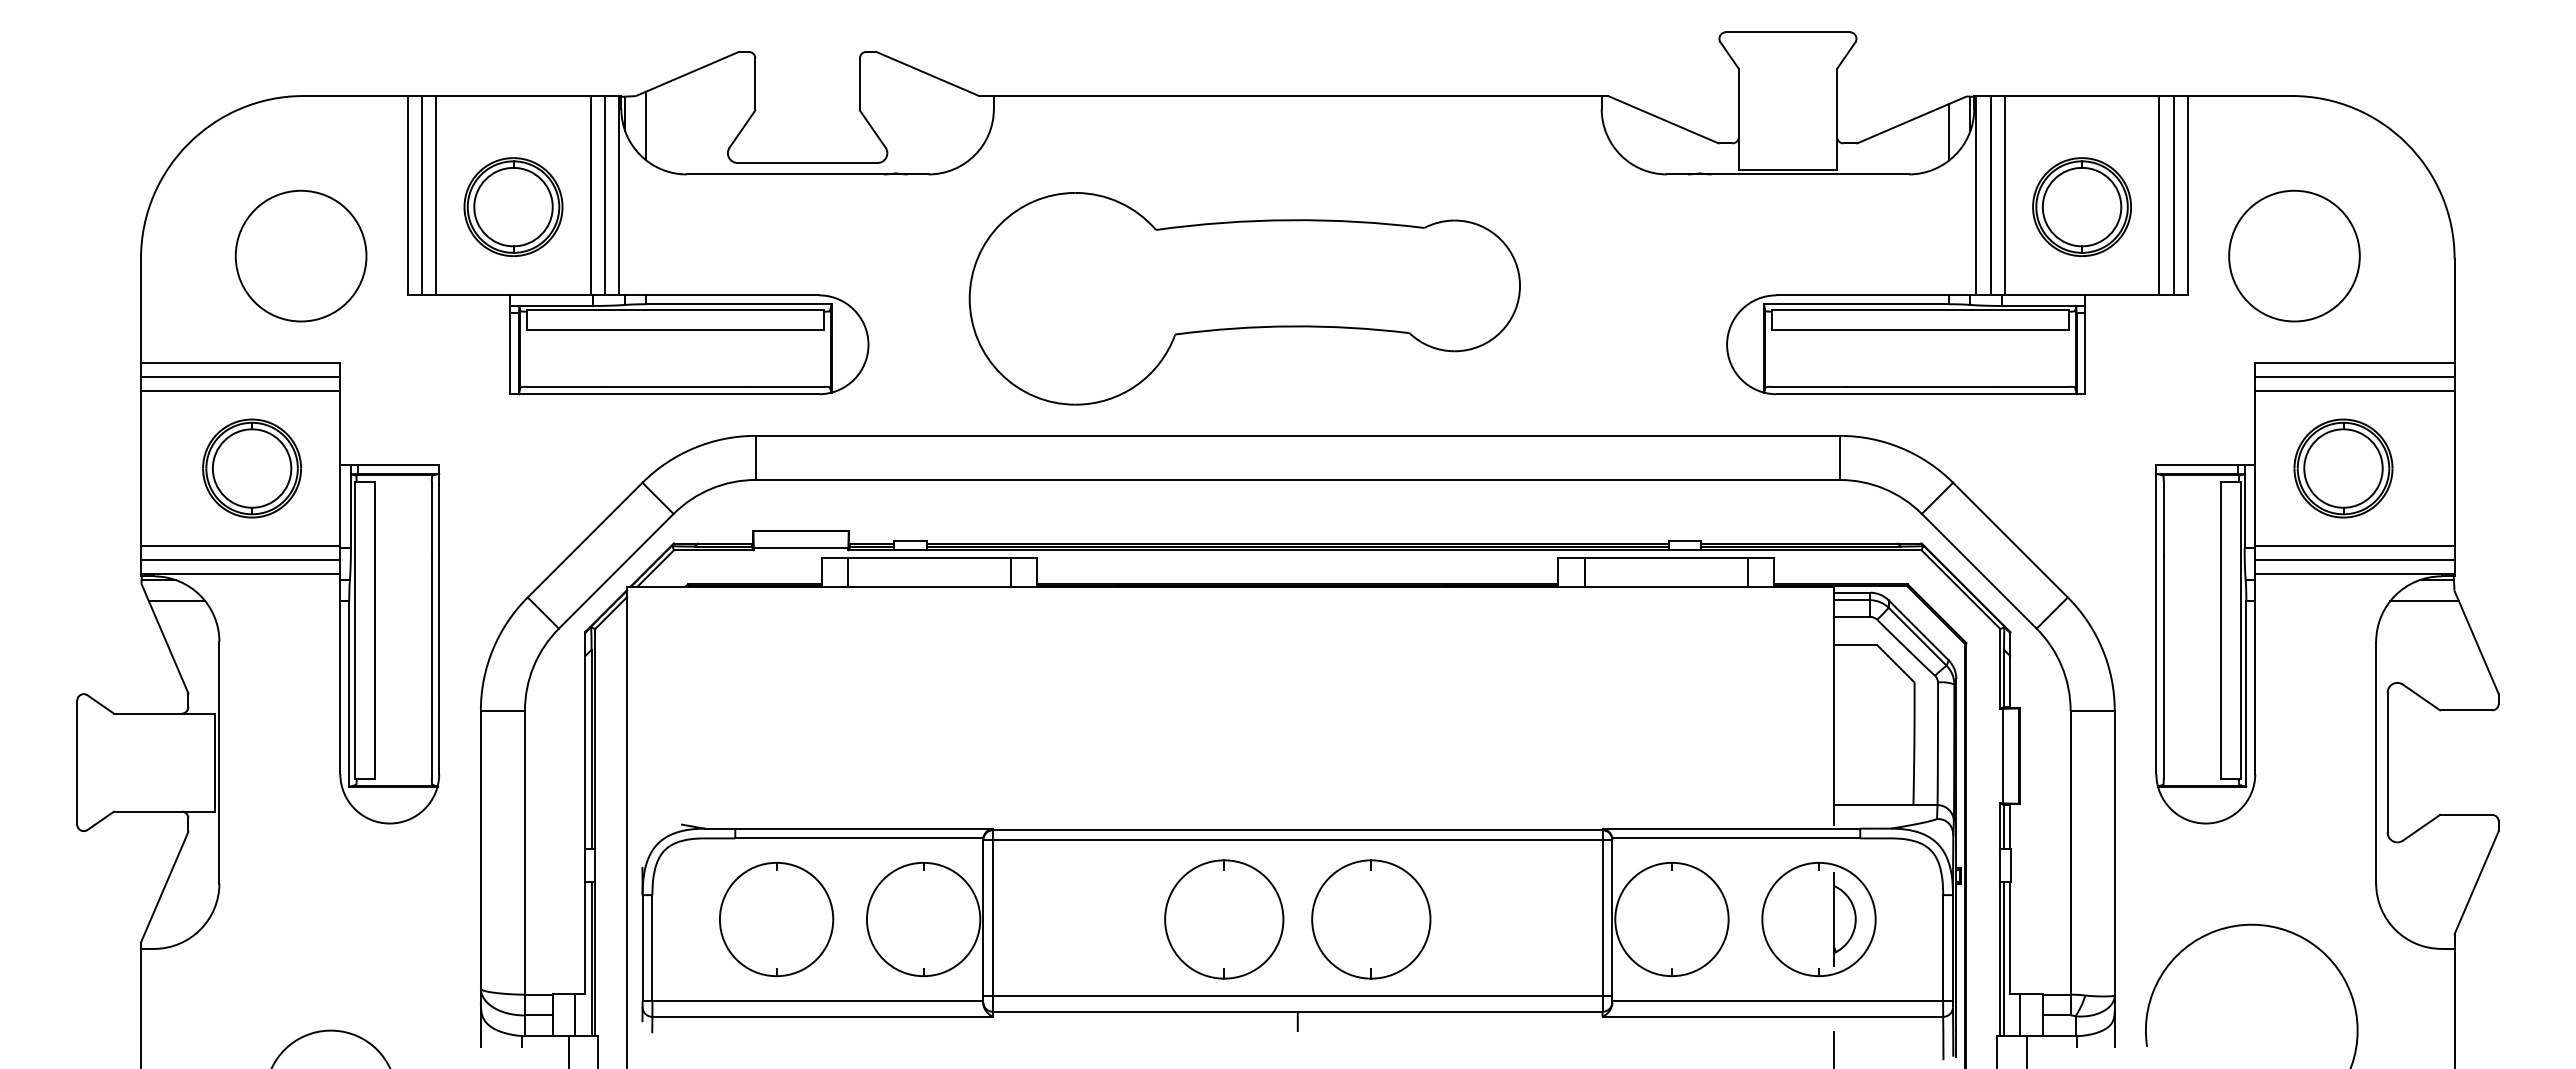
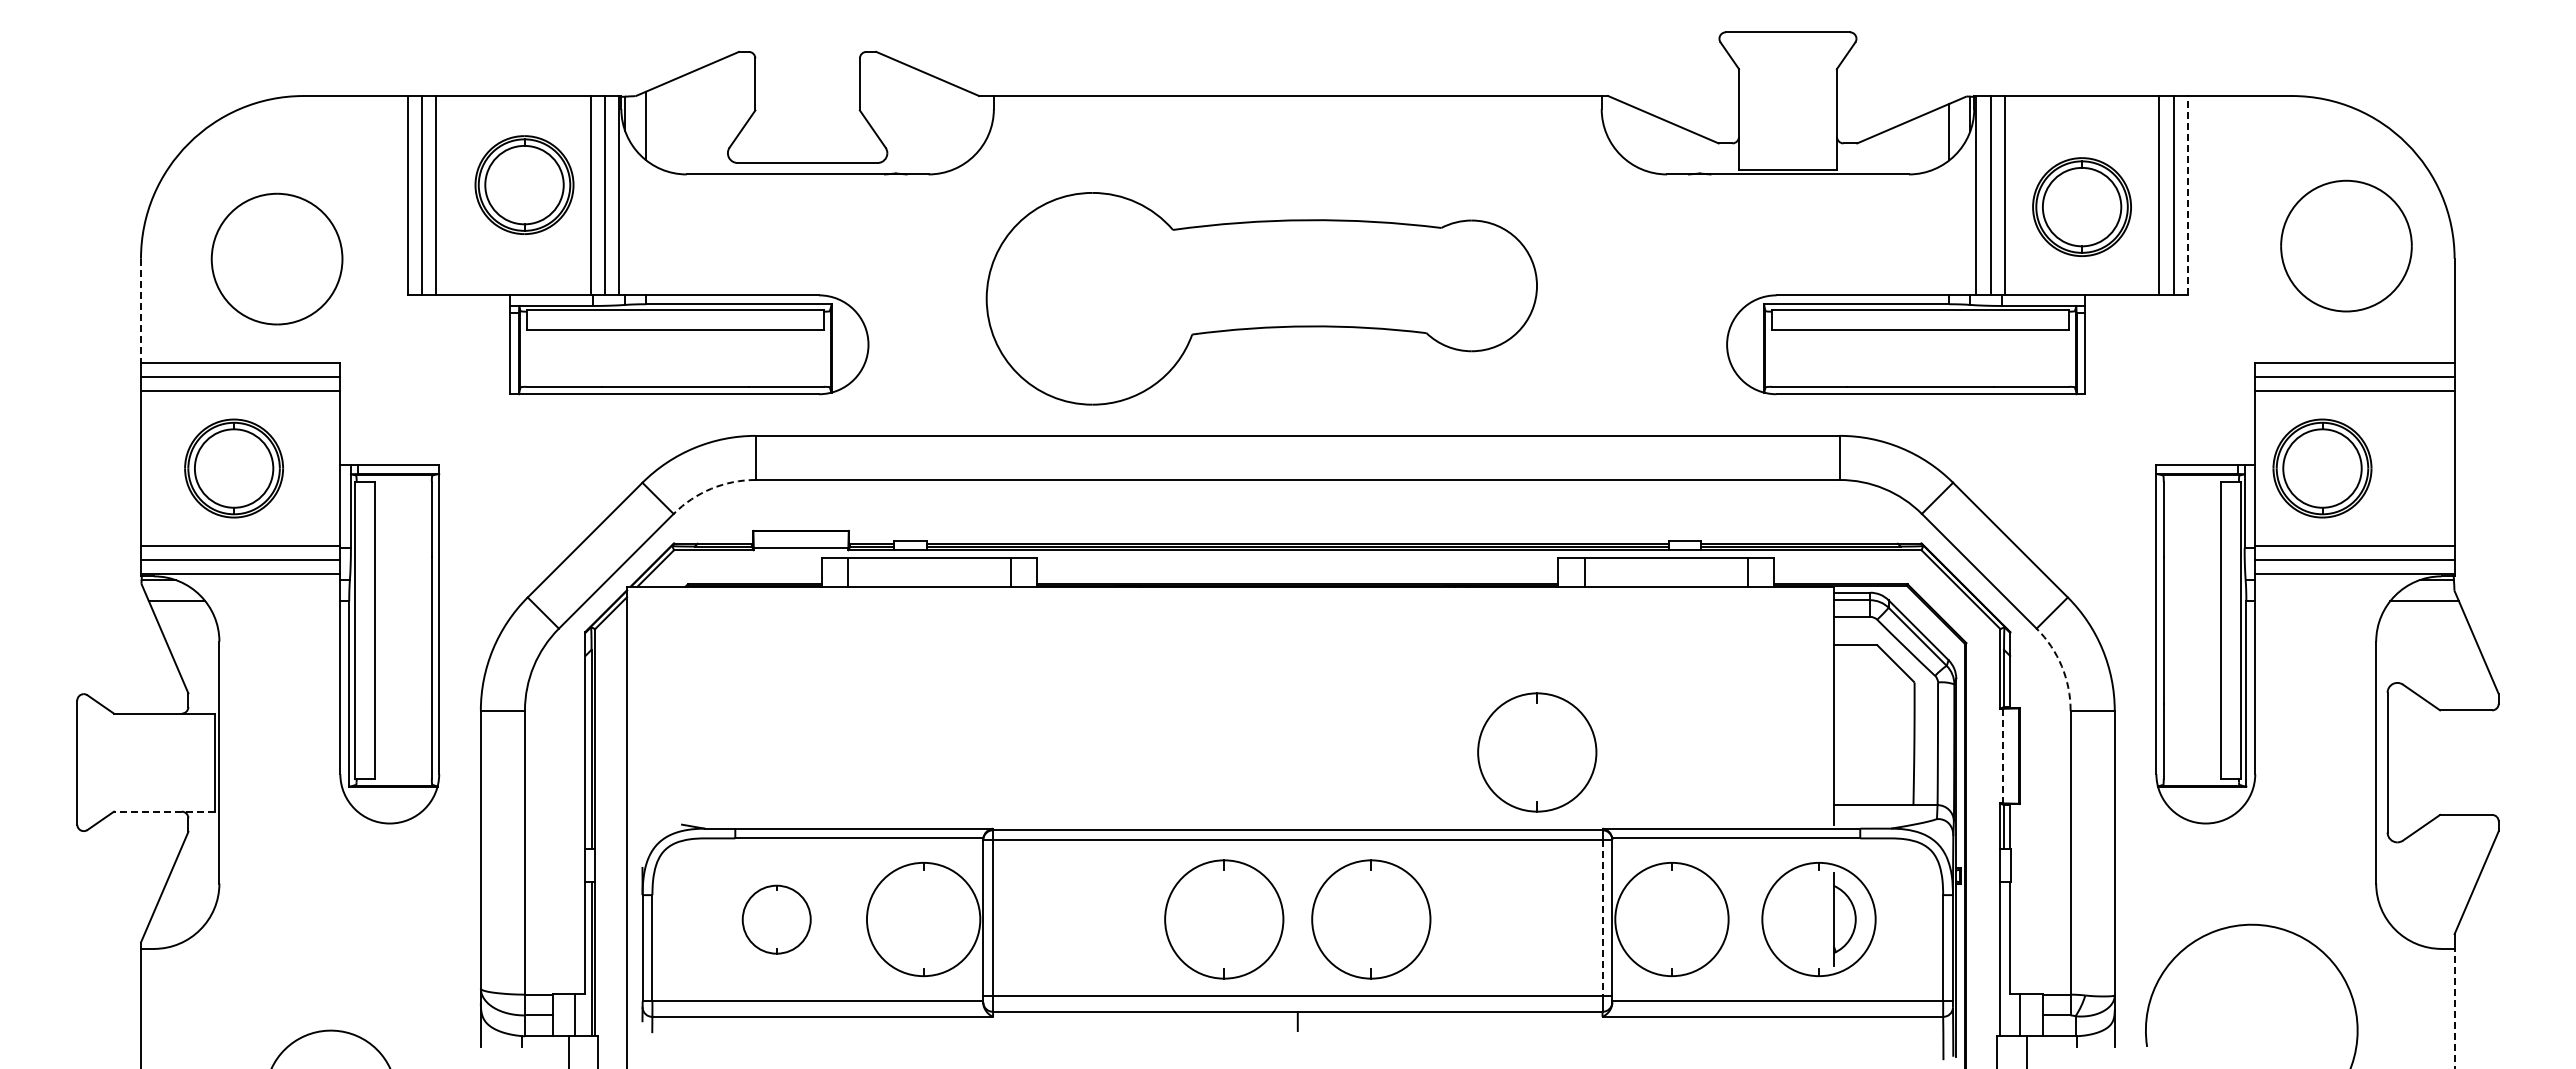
line: solid -> dashed (2187, 195)
part position: (513, 206) -> (524, 184) (524, 184)
part position: (300, 255) -> (276, 258) (276, 258)
part position: (2294, 255) -> (2346, 245) (2346, 245)
part position: (1244, 298) -> (1261, 298) (1261, 298)
line: solid -> dashed (141, 311)
part position: (251, 468) -> (233, 468) (233, 468)
part position: (2343, 468) -> (2322, 468) (2322, 468)
arc: solid -> dashed (711, 488)
arc: solid -> dashed (2061, 666)
part: none -> present (1537, 752)
line: solid -> dashed (2003, 756)
line: solid -> dashed (163, 811)
line: solid -> dashed (1602, 918)
part size: 116x116 px -> 71x71 px (776, 919)
line: present -> none (2004, 958)
line: solid -> dashed (2454, 1008)
line: present -> none (1833, 1048)
